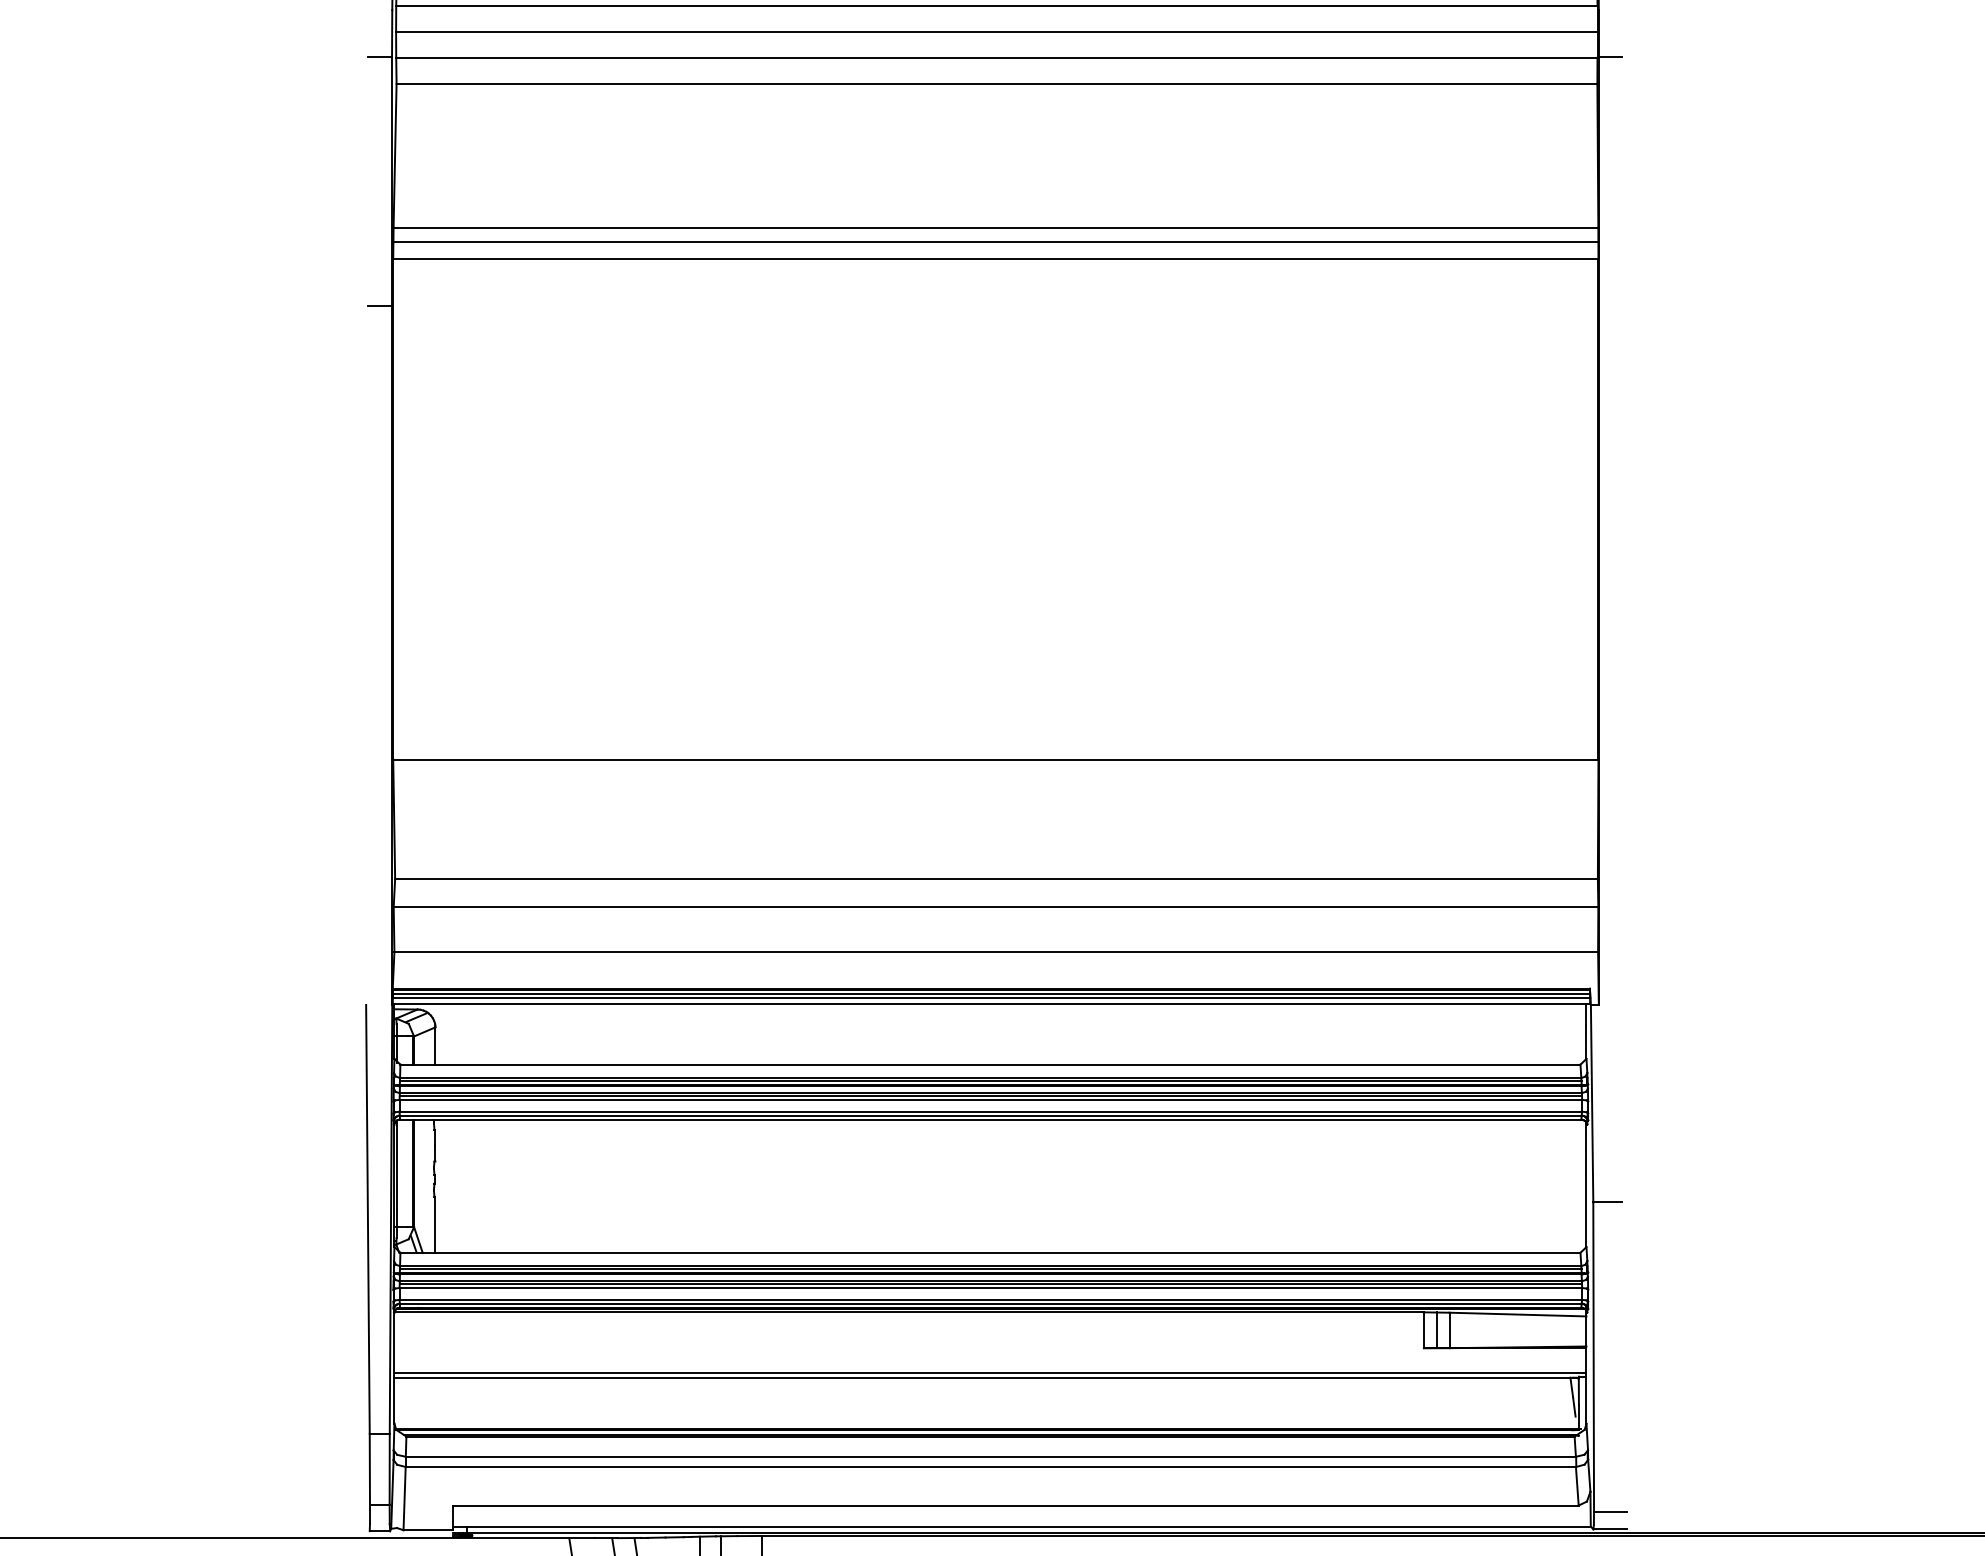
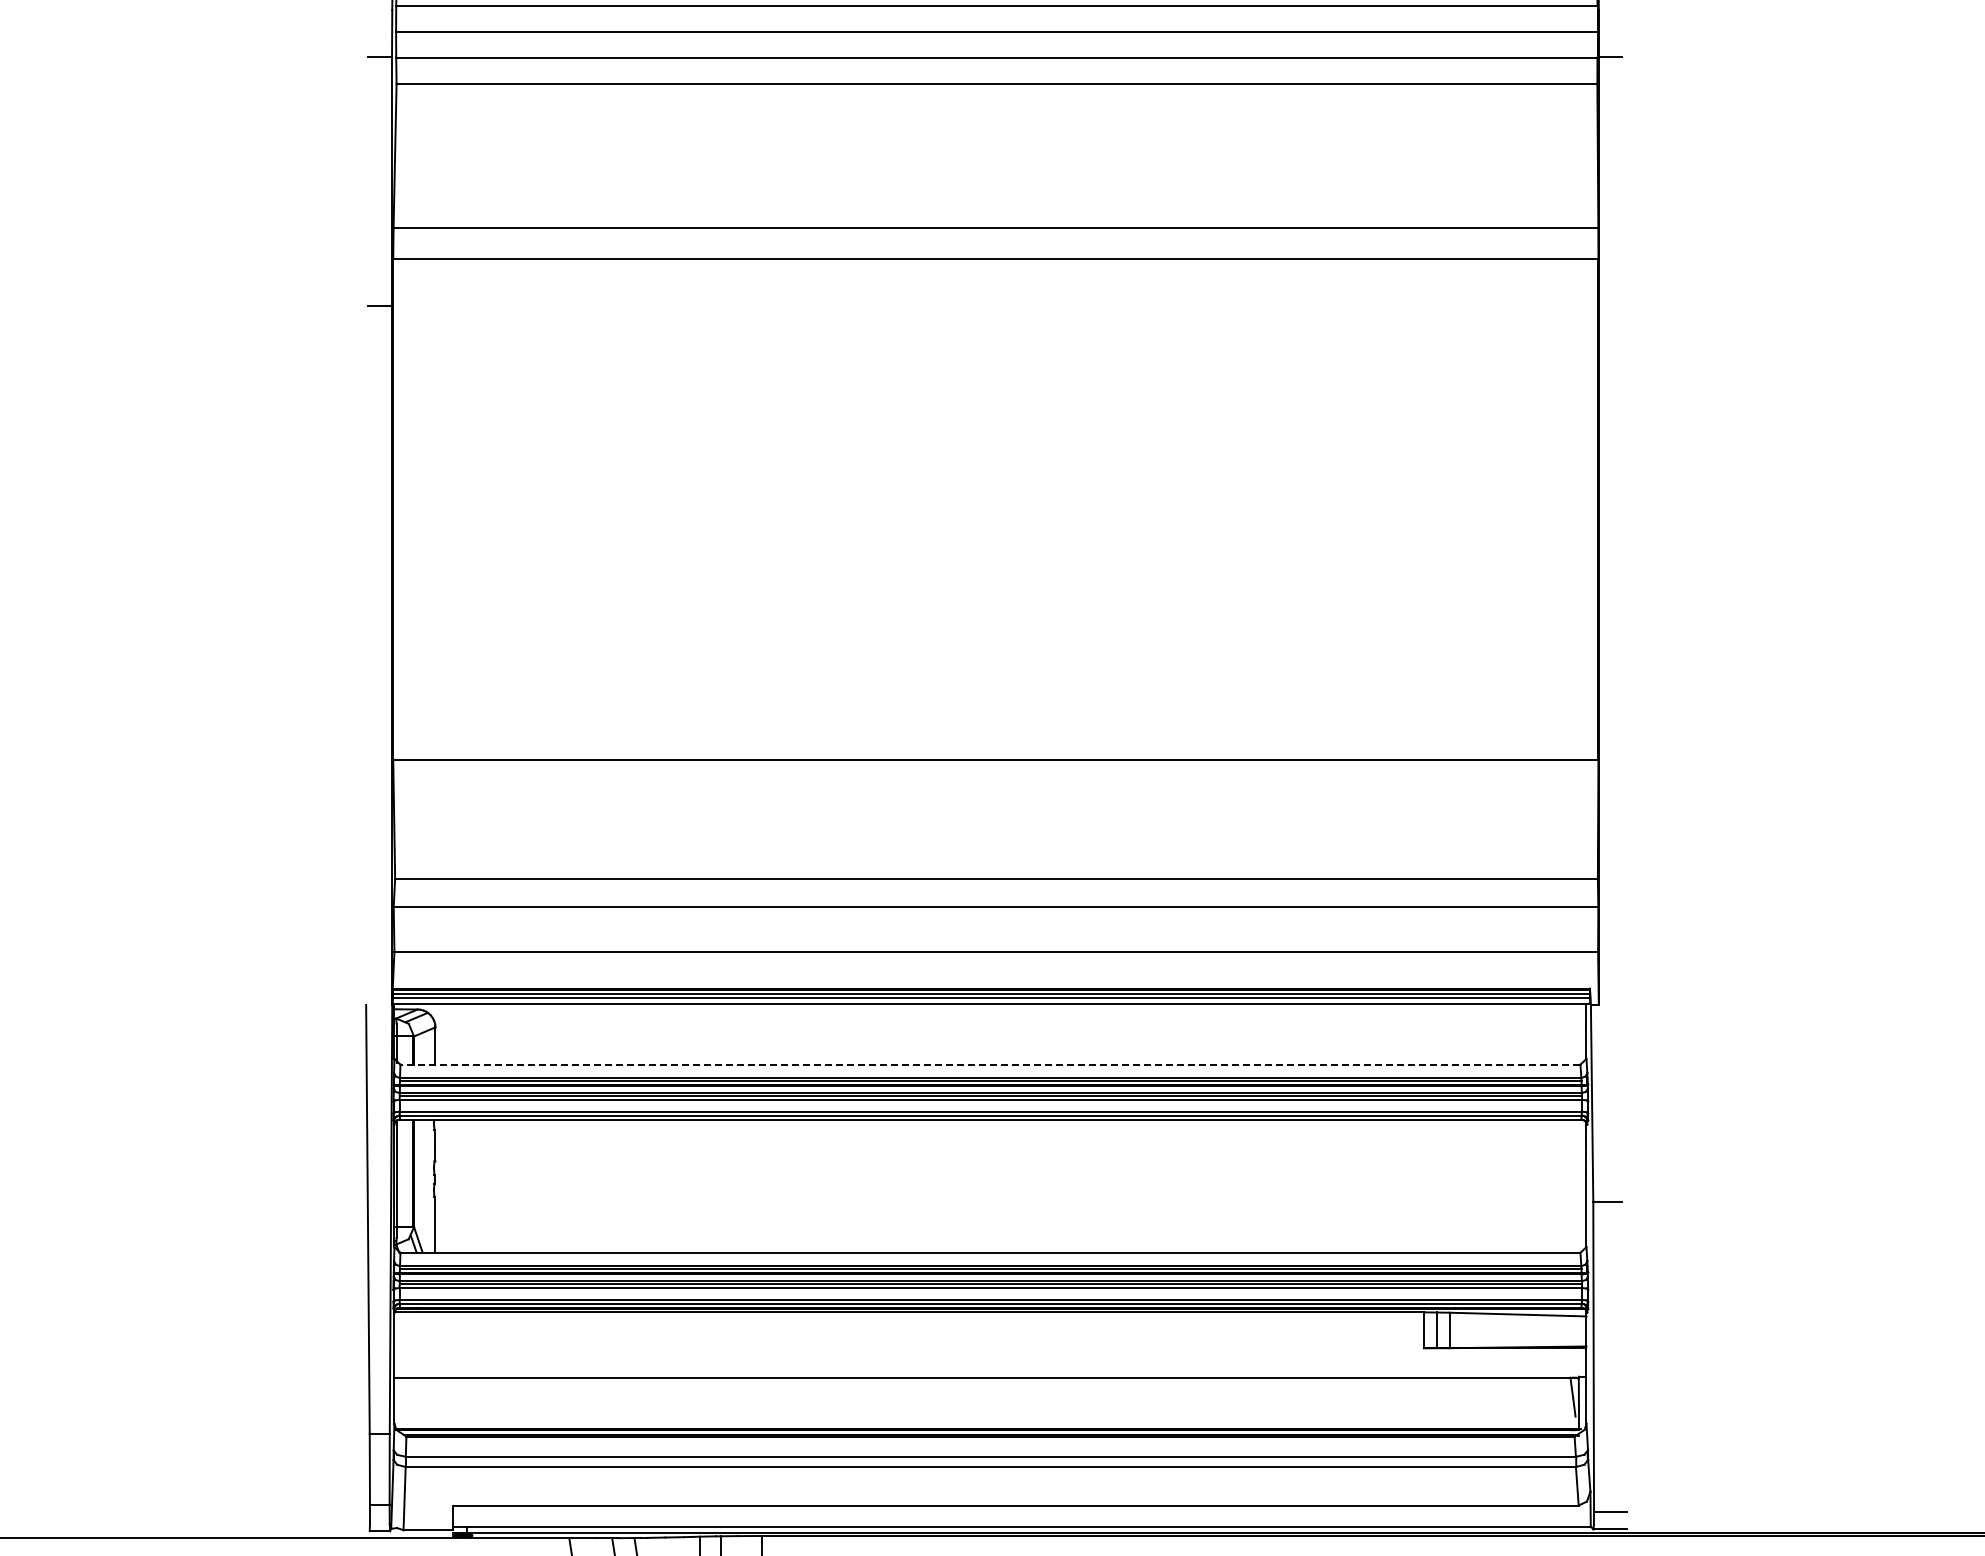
line: present -> none (995, 241)
line: solid -> dashed (989, 1064)
line: present -> none (990, 1372)
